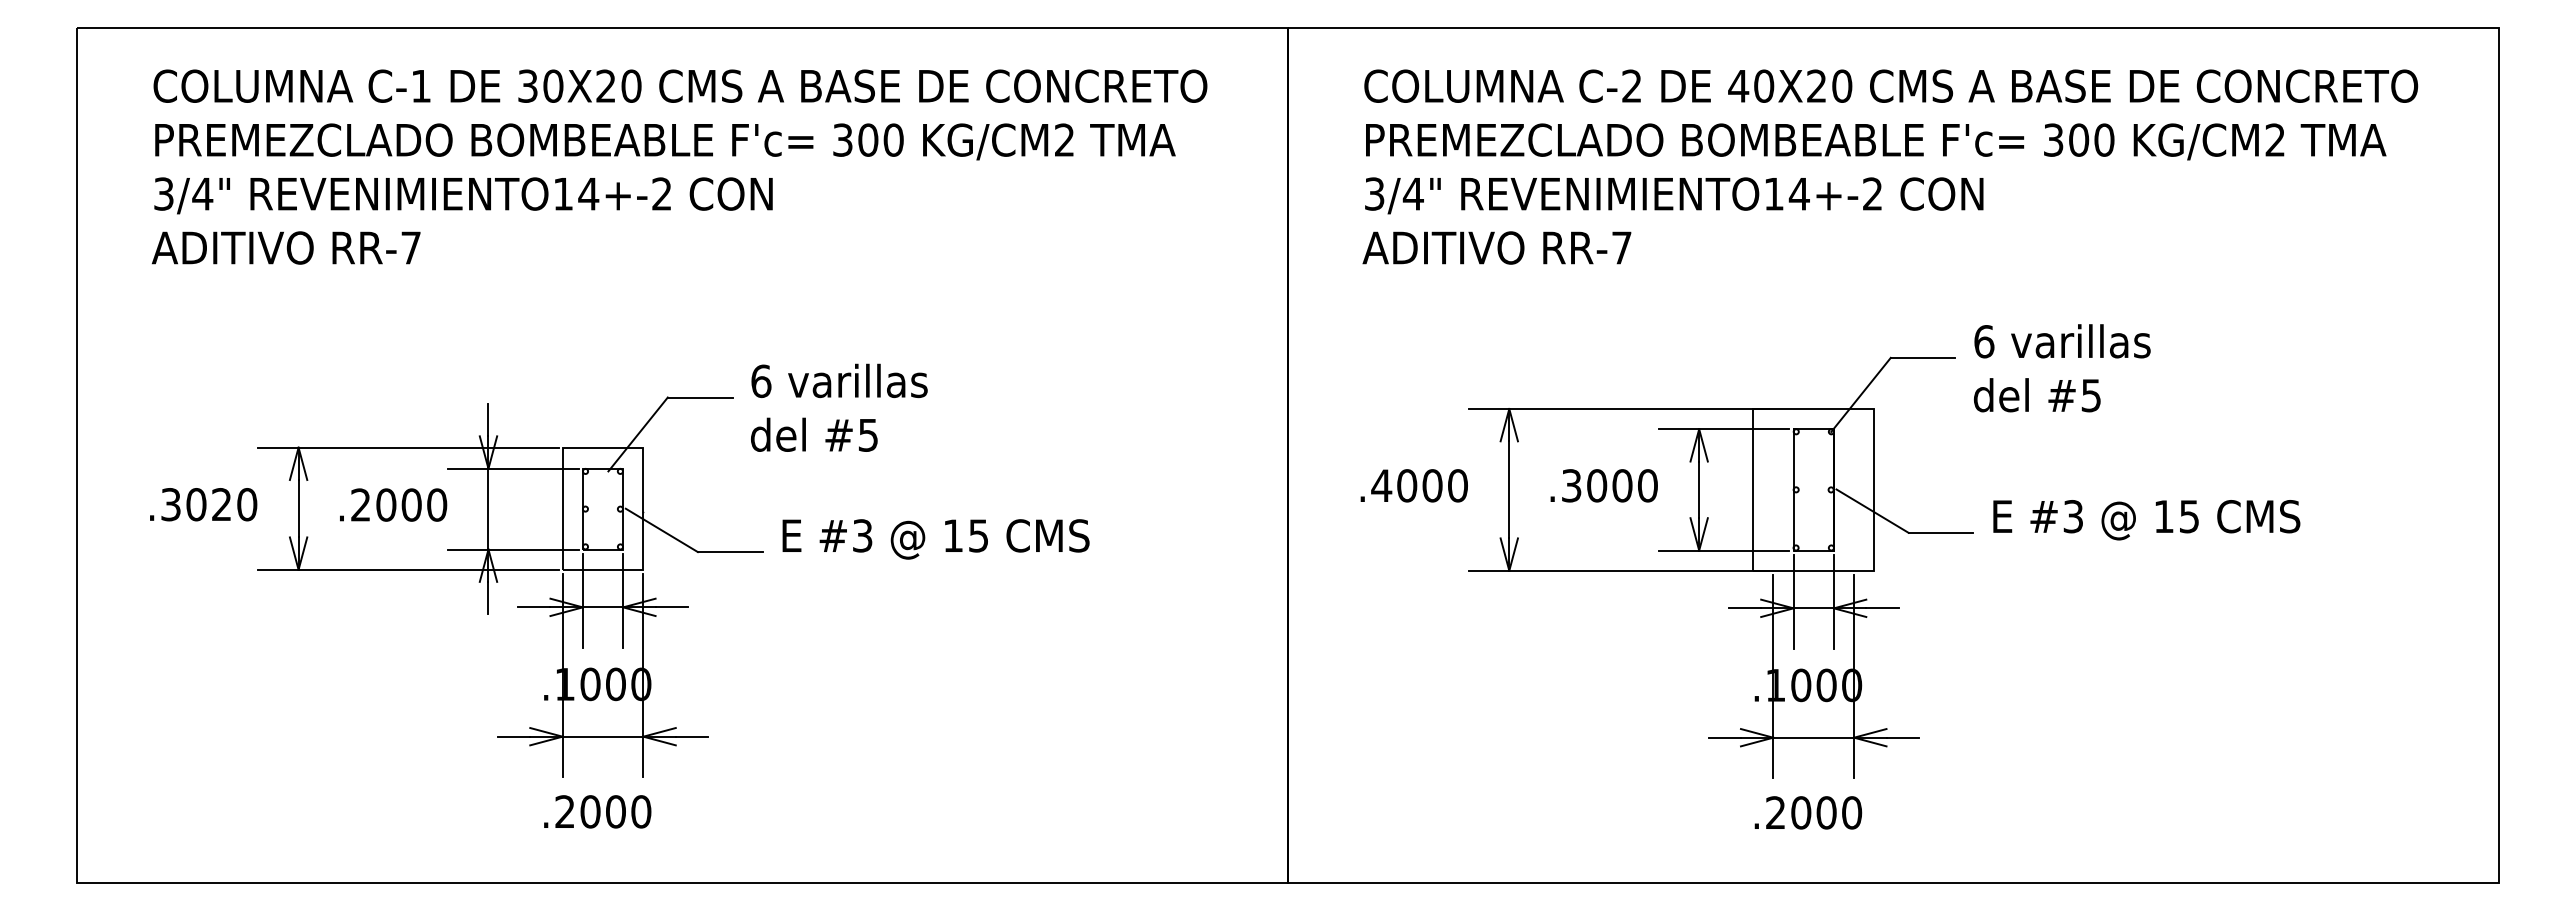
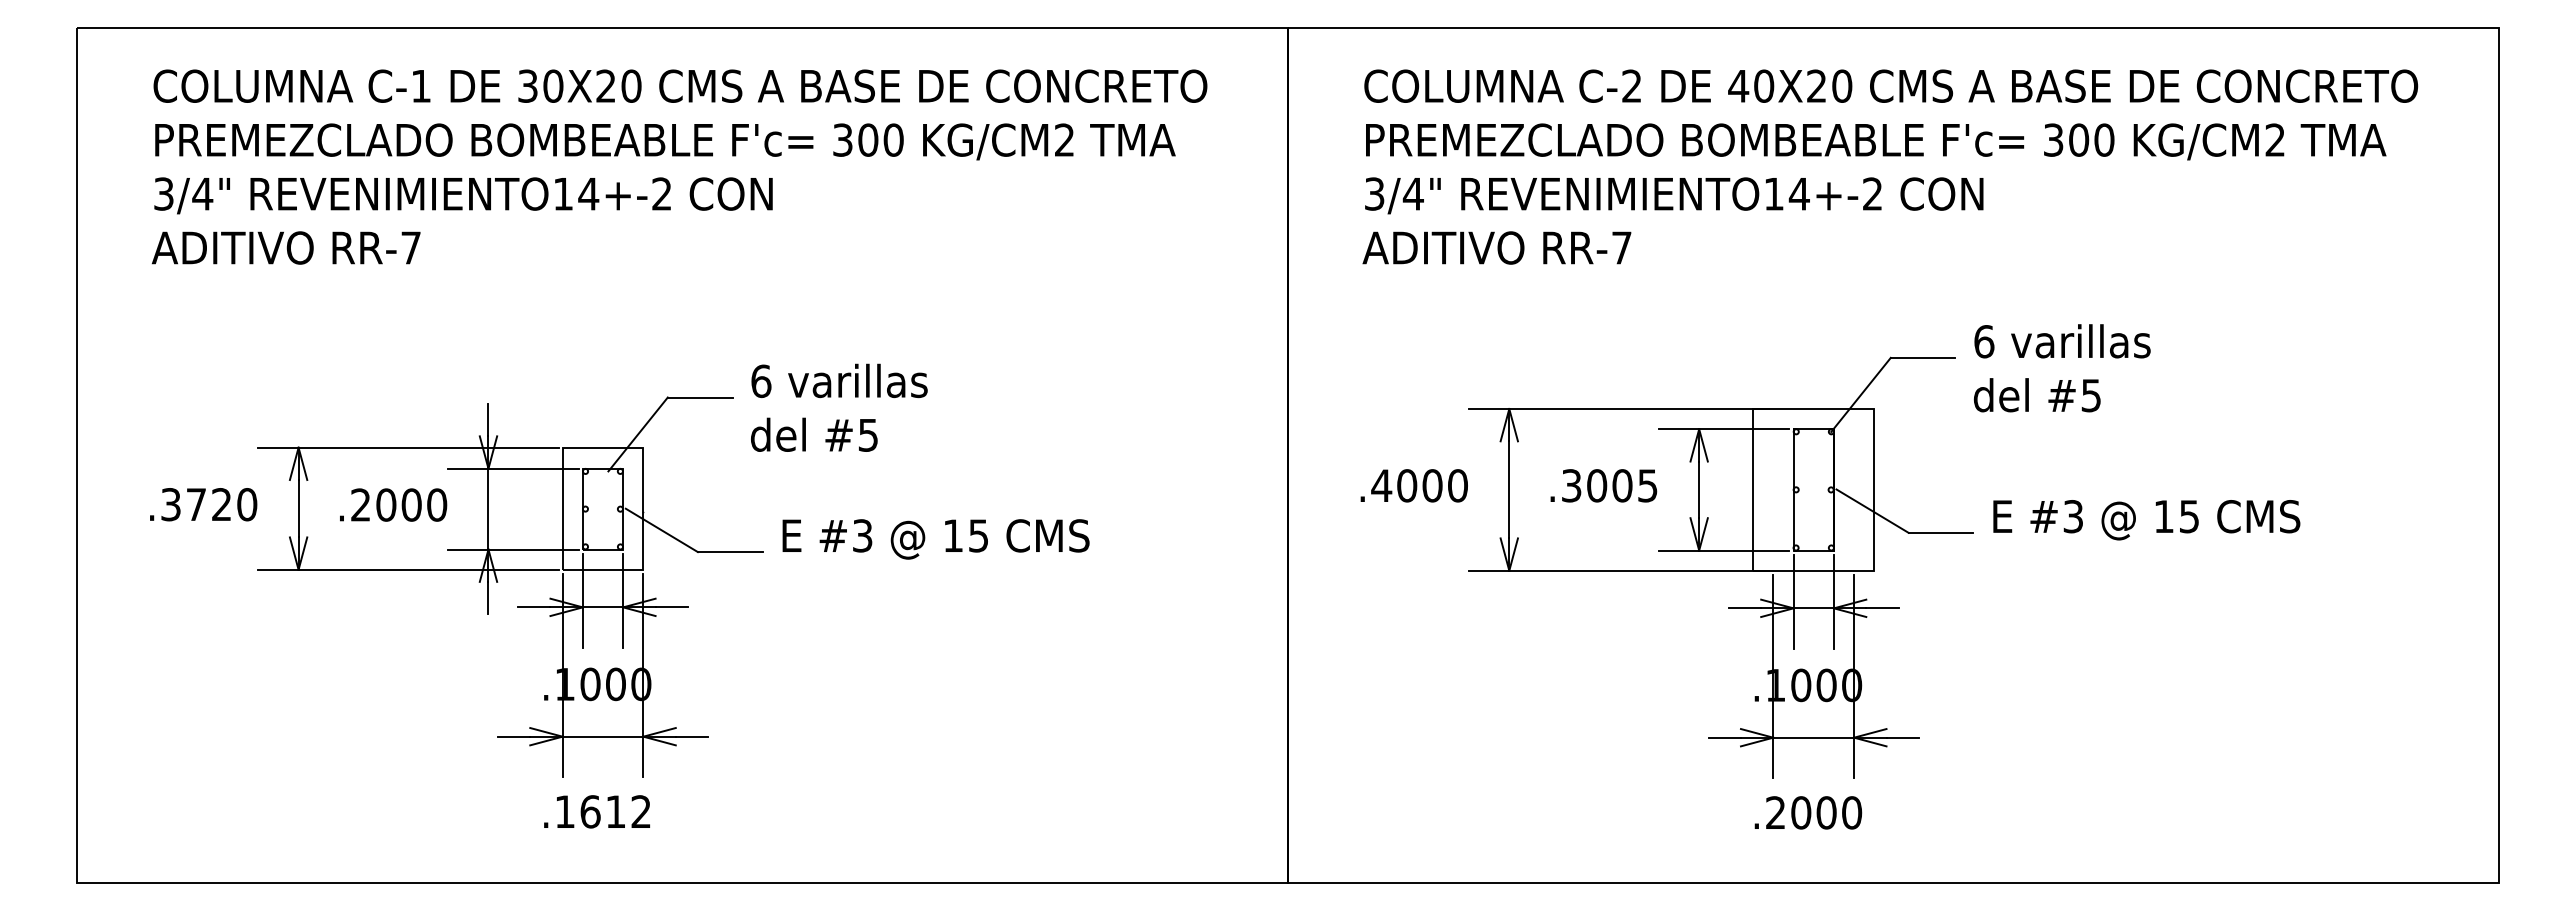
text: .3000 -> .3005 (1647, 485)
text: .3020 -> .3720 (196, 504)
text: .2000 -> .1612 (603, 811)
